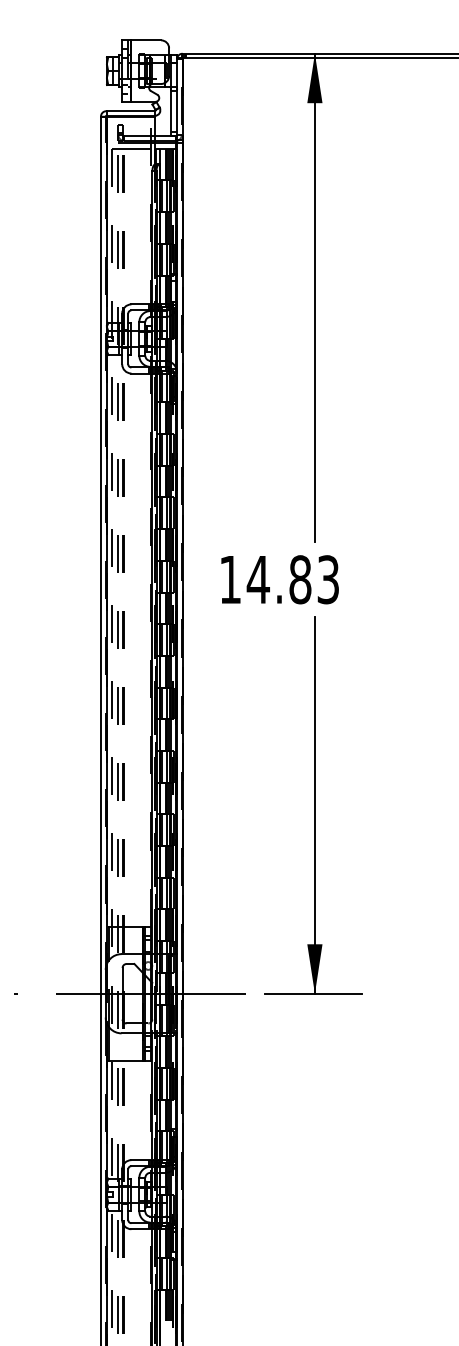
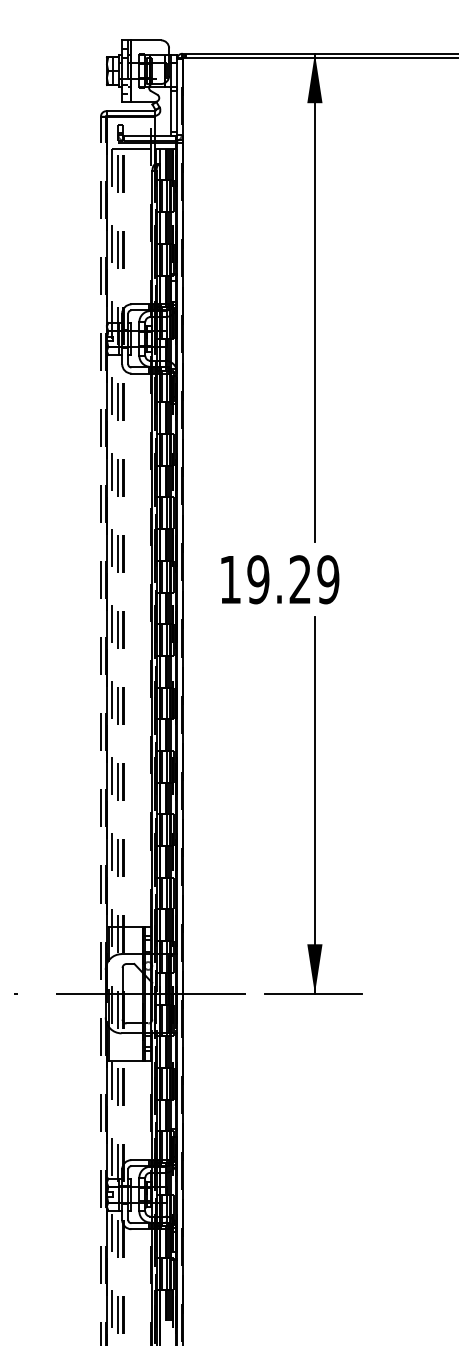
text: 14.83 -> 19.29 (292, 579)
line: solid -> dashed (100, 730)
